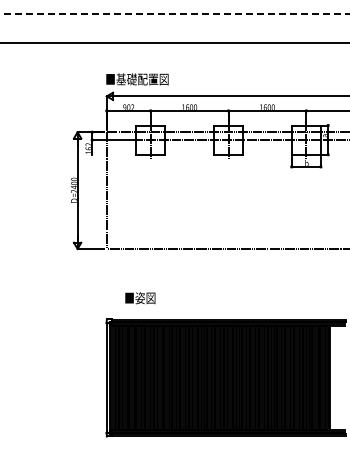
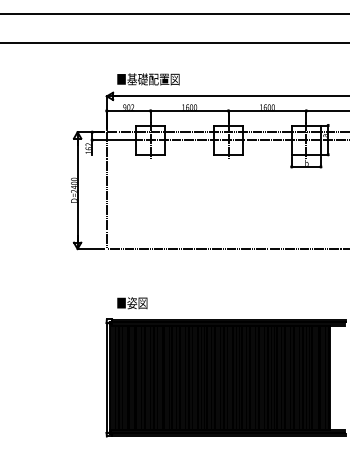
line: dashed -> solid (174, 14)
text position: (137, 79) -> (148, 79) (148, 79)
text position: (140, 298) -> (132, 303) (132, 303)
